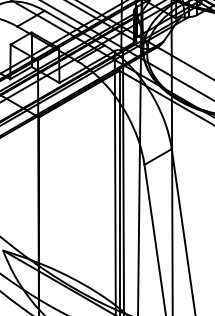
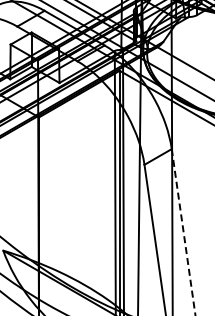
line: solid -> dashed (183, 232)
